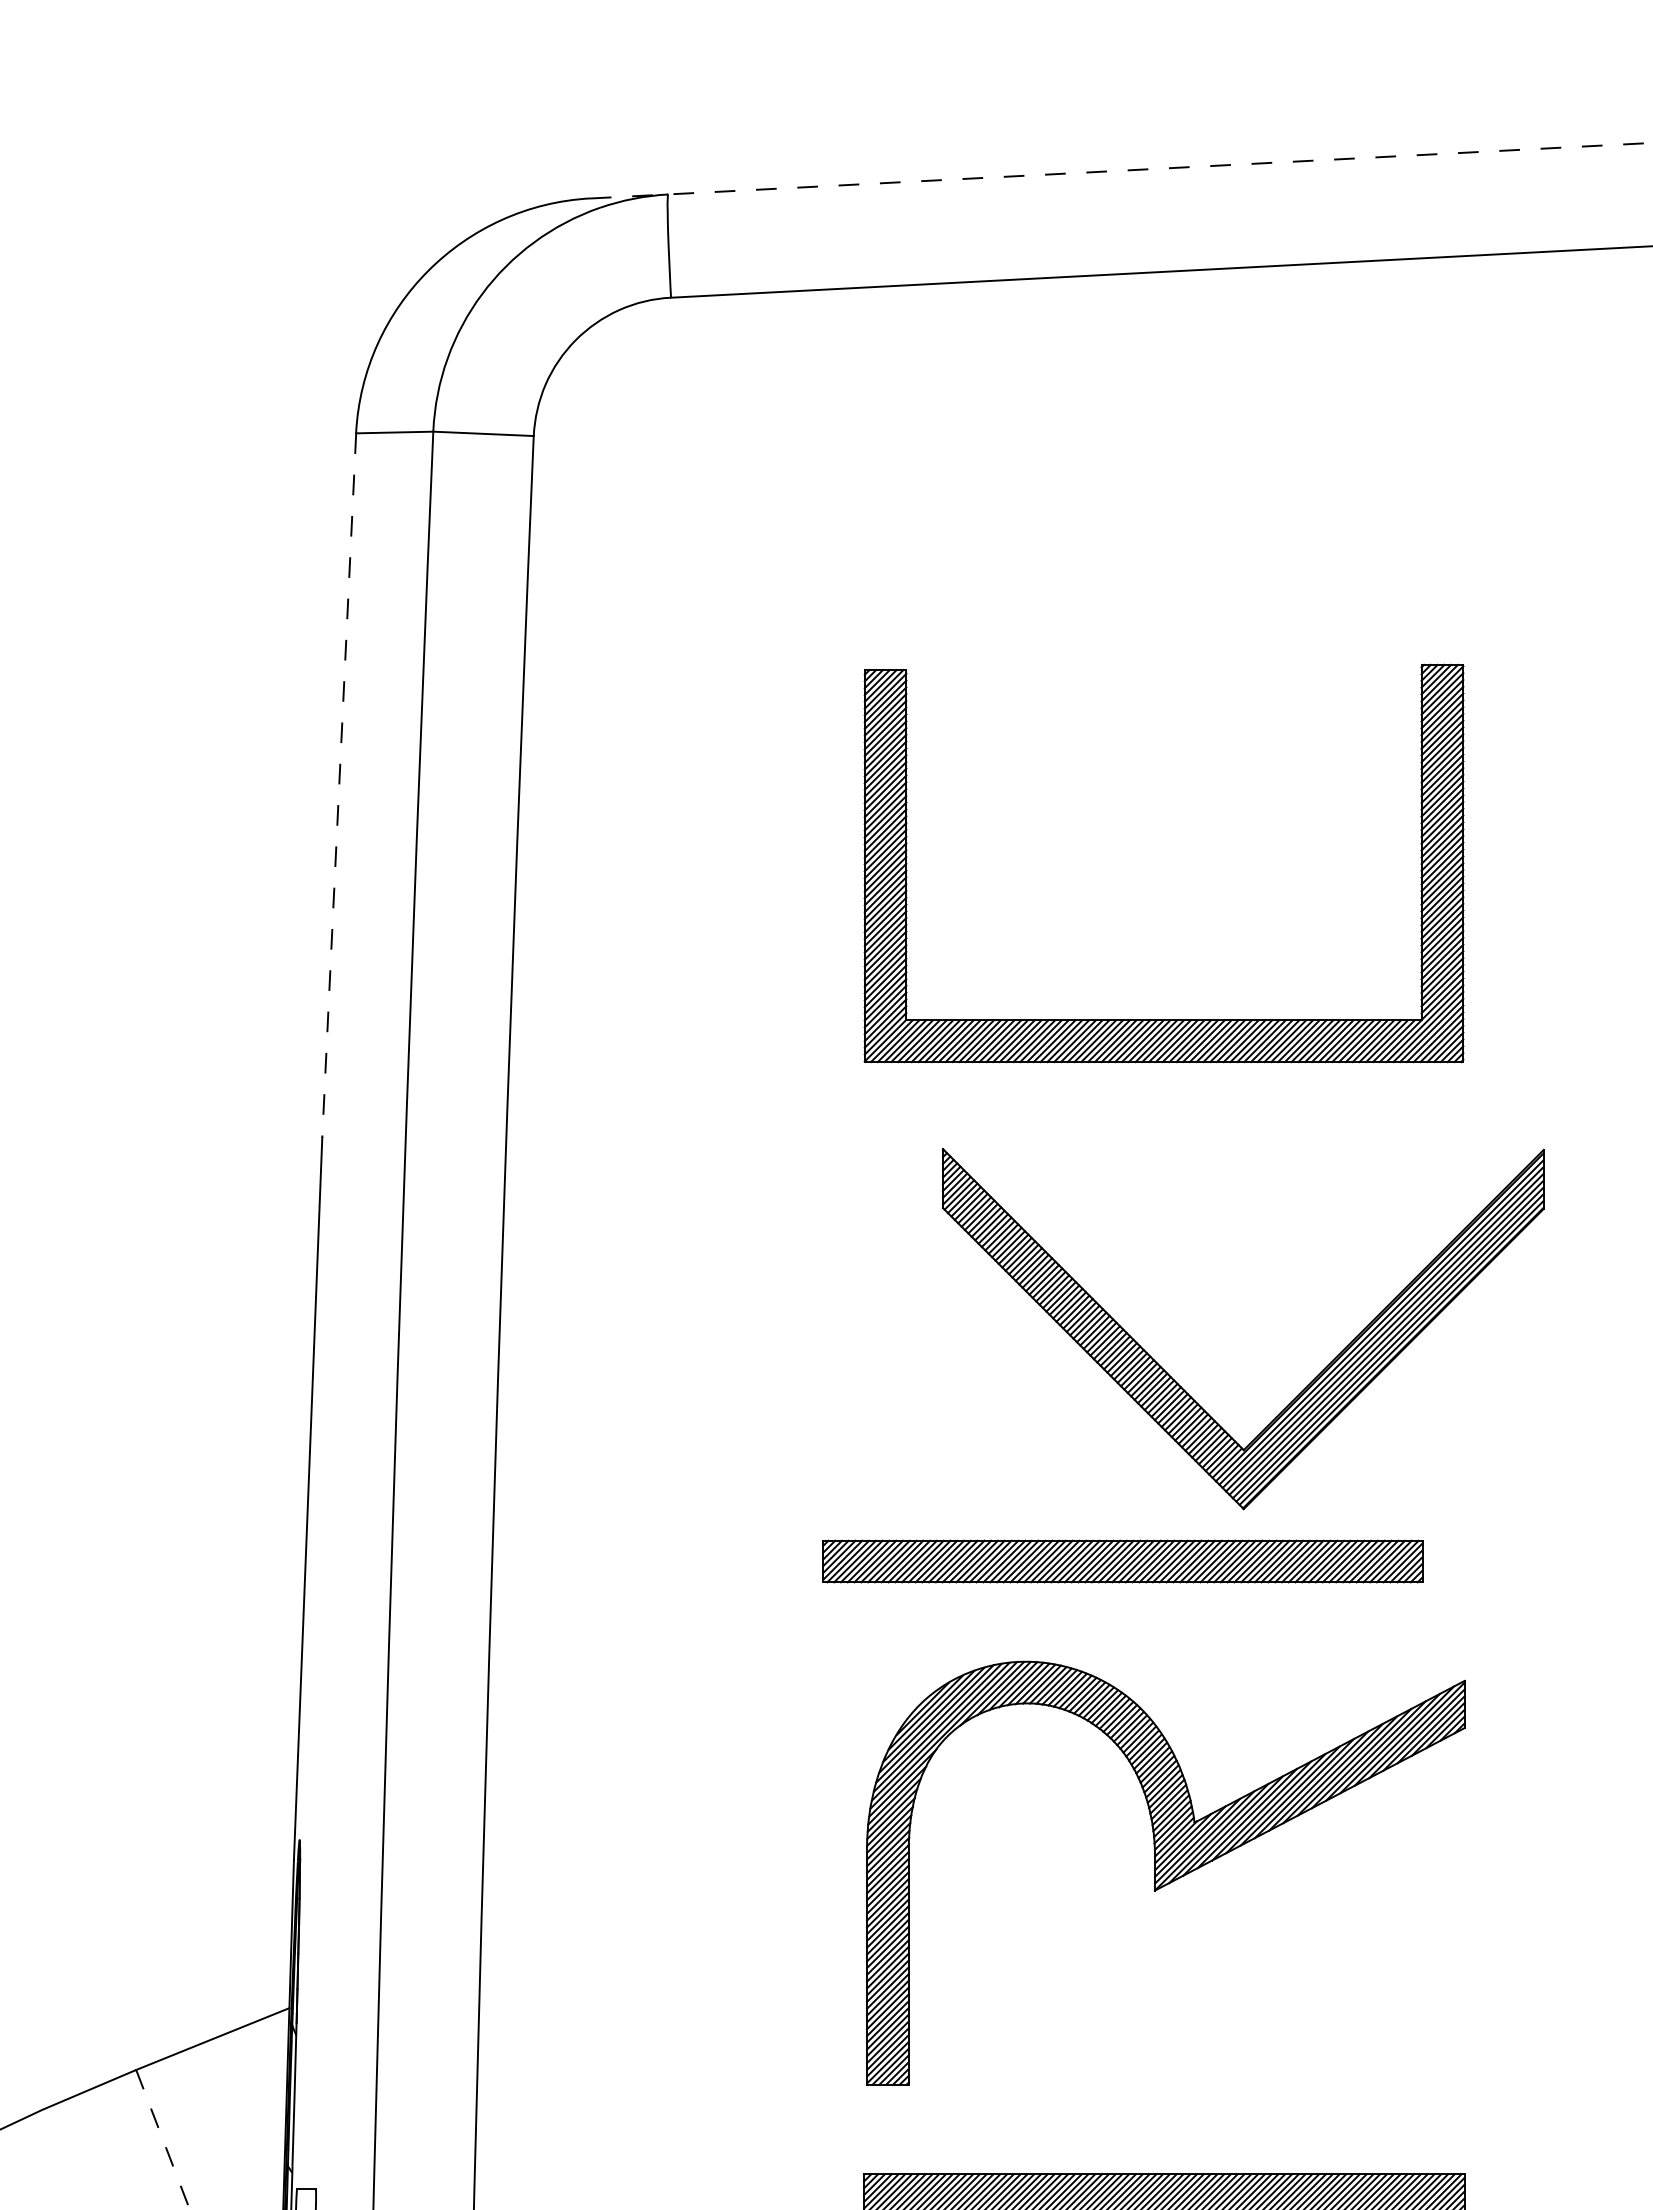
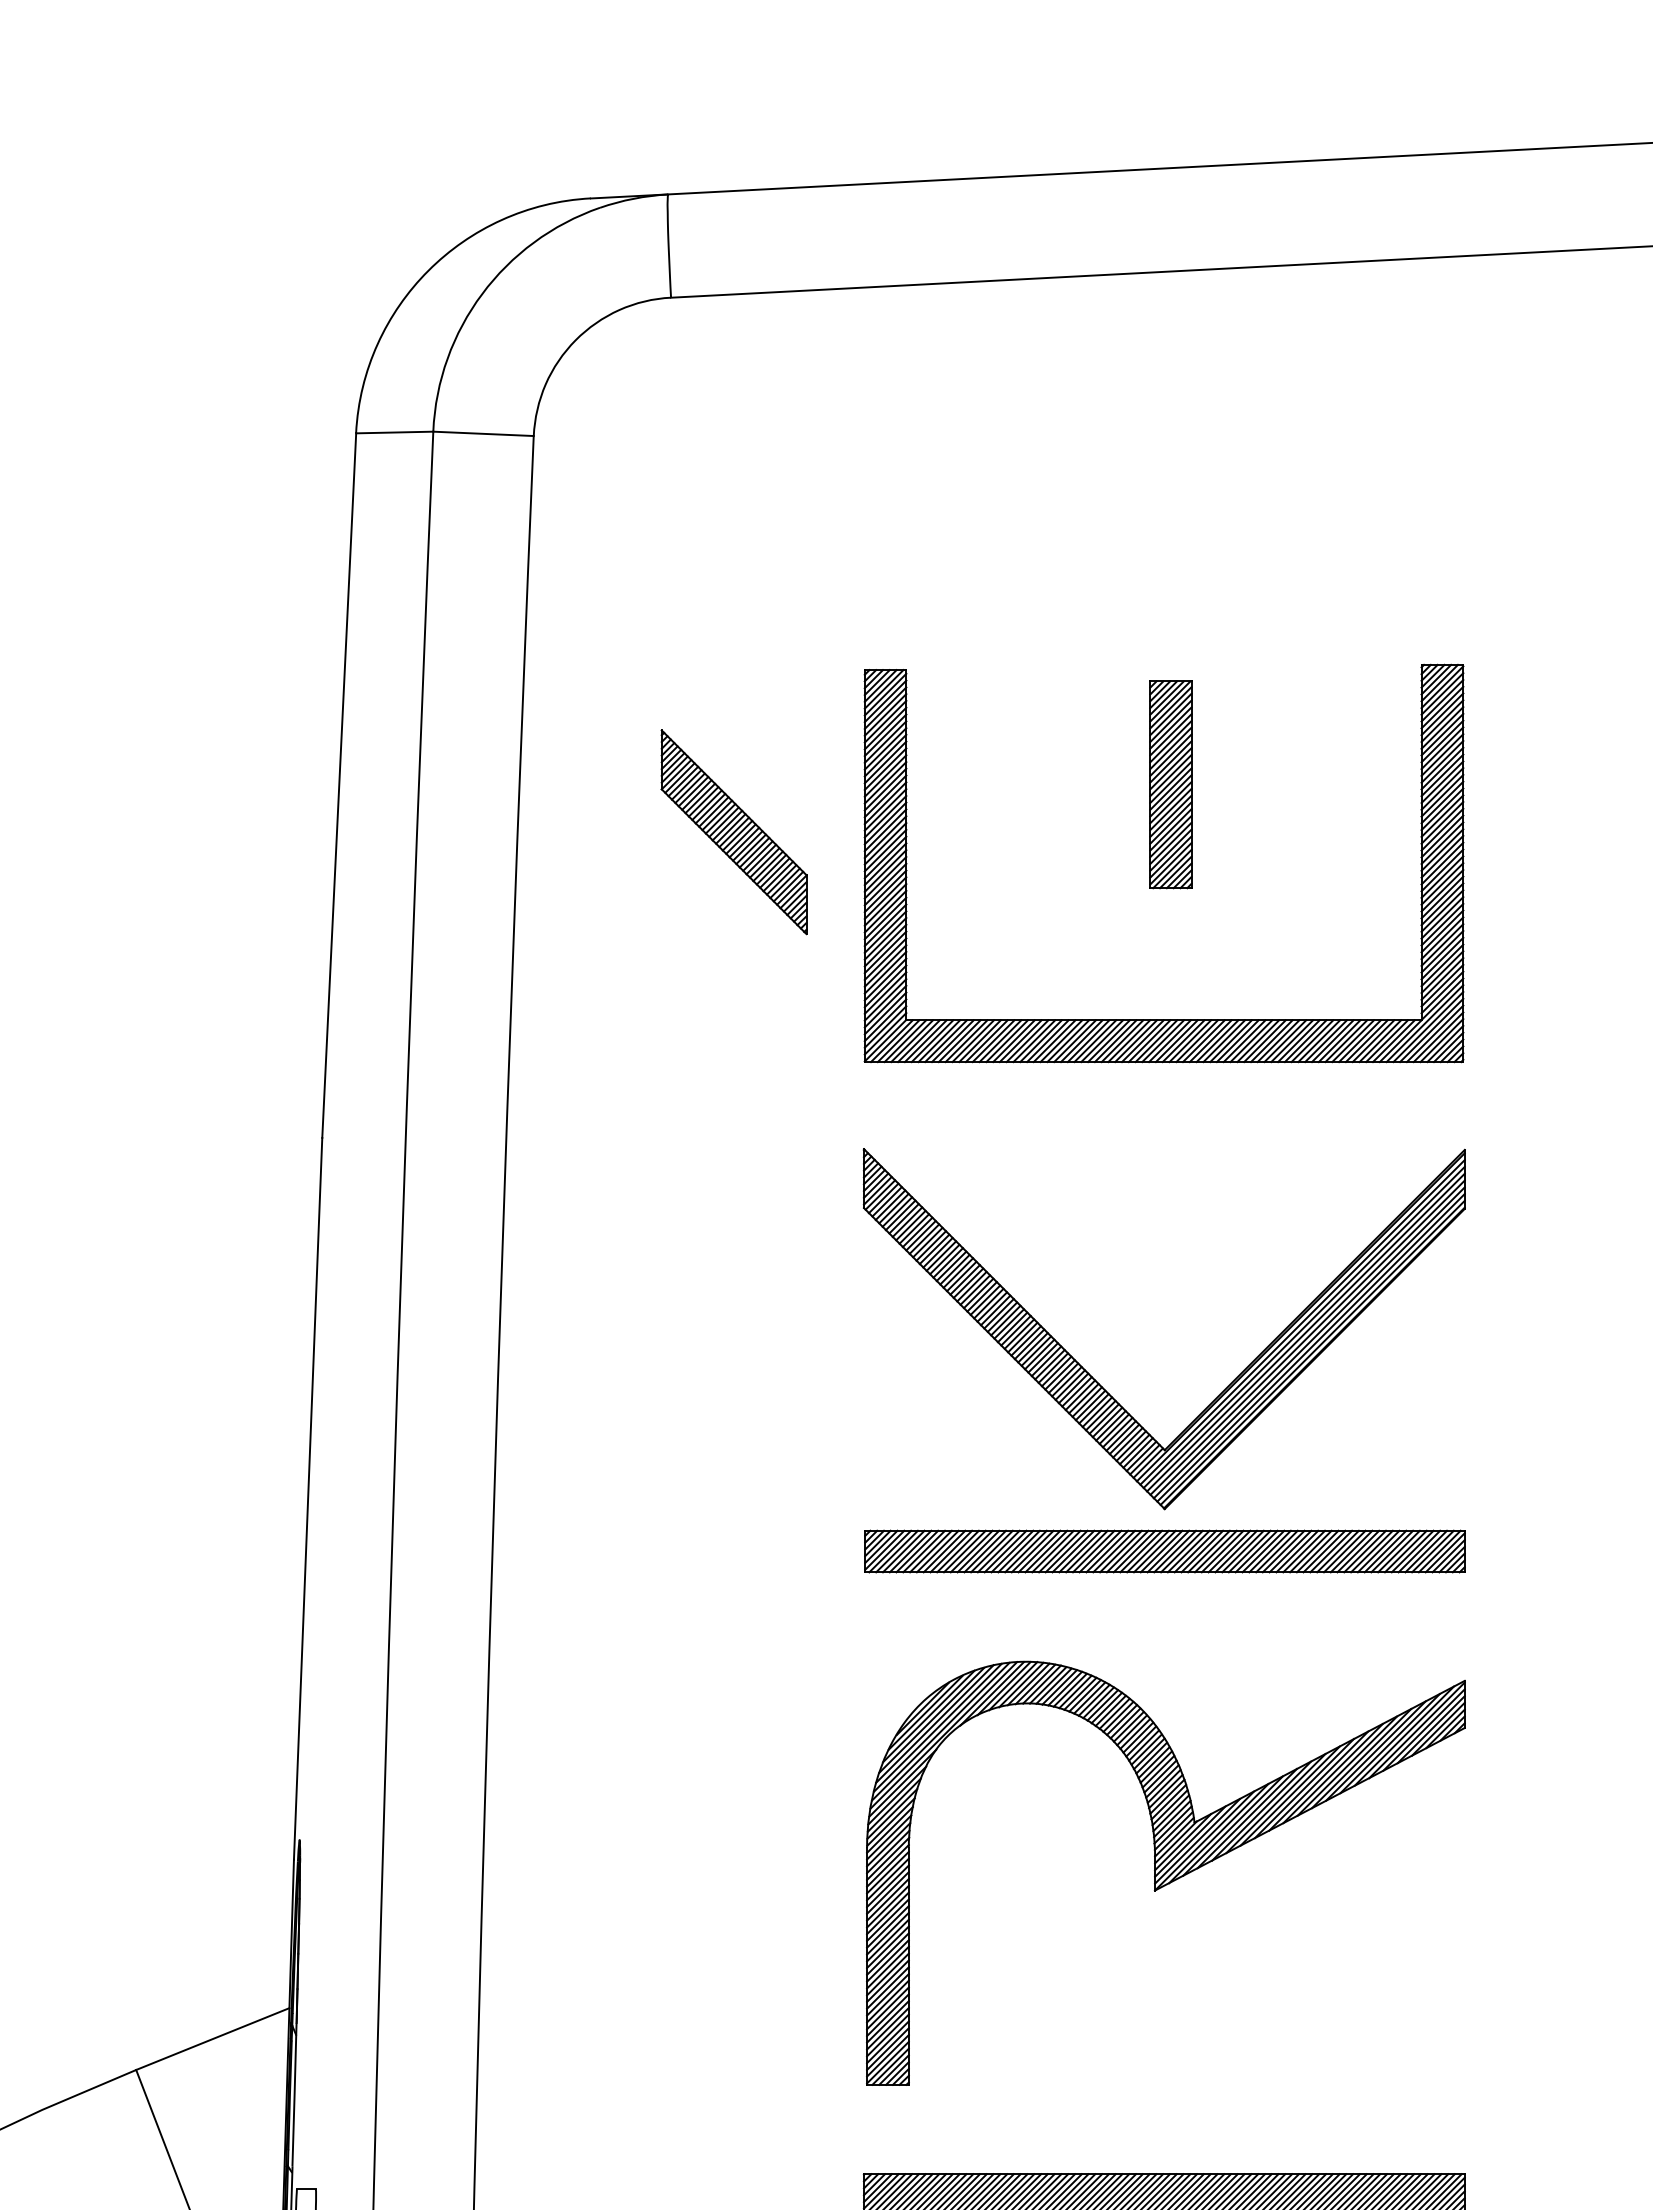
line: dashed -> solid (1122, 170)
part: none -> present (1170, 784)
line: dashed -> solid (339, 785)
part: none -> present (733, 832)
part position: (1183, 1388) -> (1104, 1388) (1104, 1388)
part position: (1122, 1561) -> (1164, 1551) (1164, 1551)
line: dashed -> solid (163, 2139)
